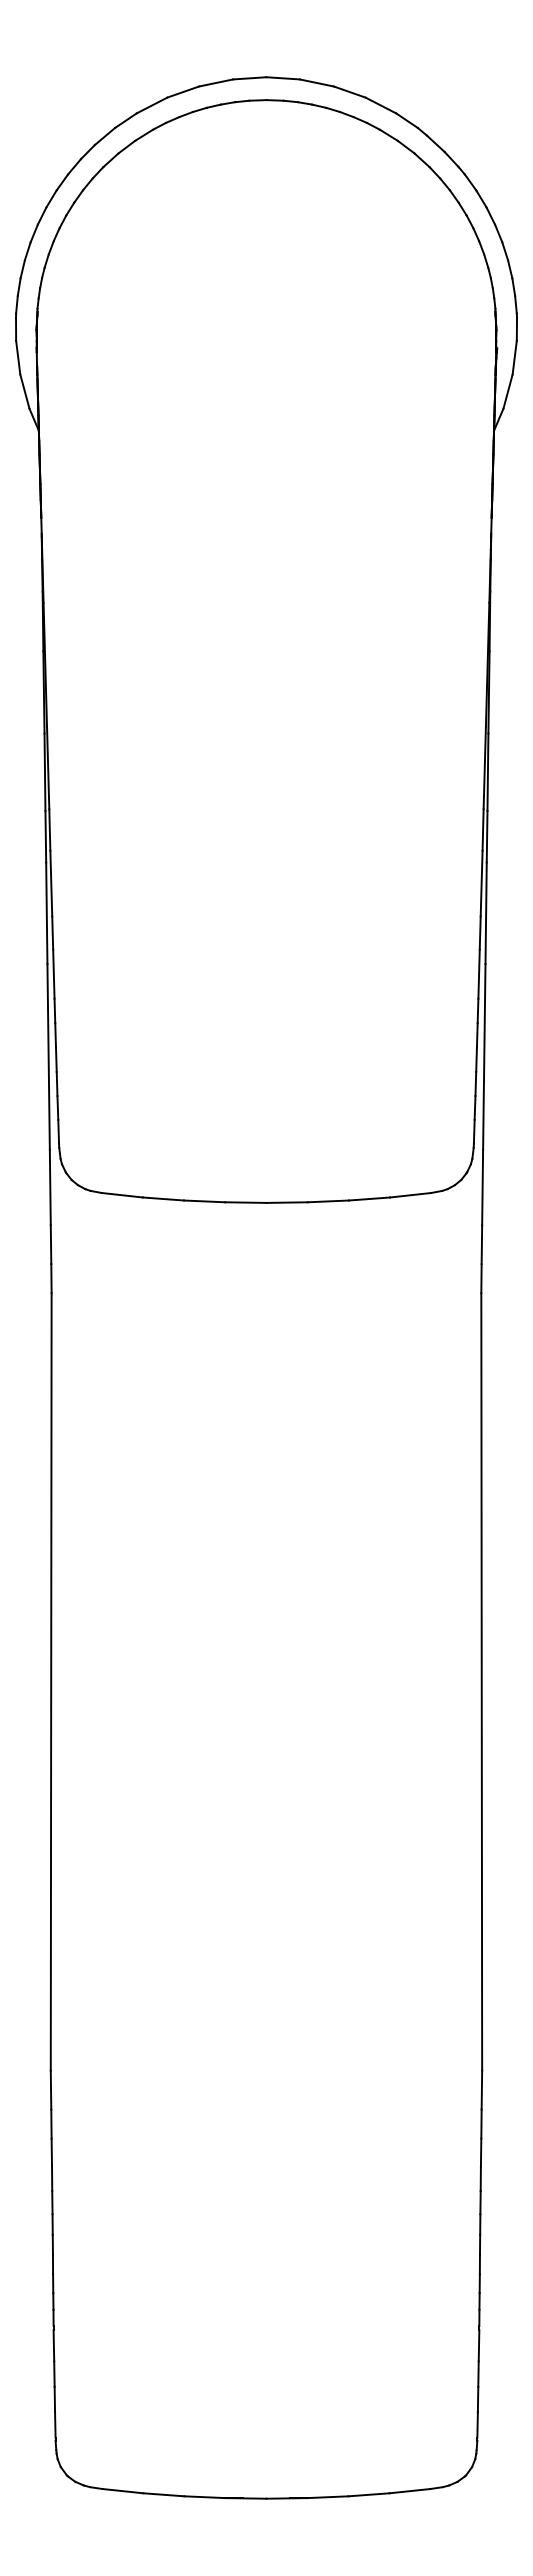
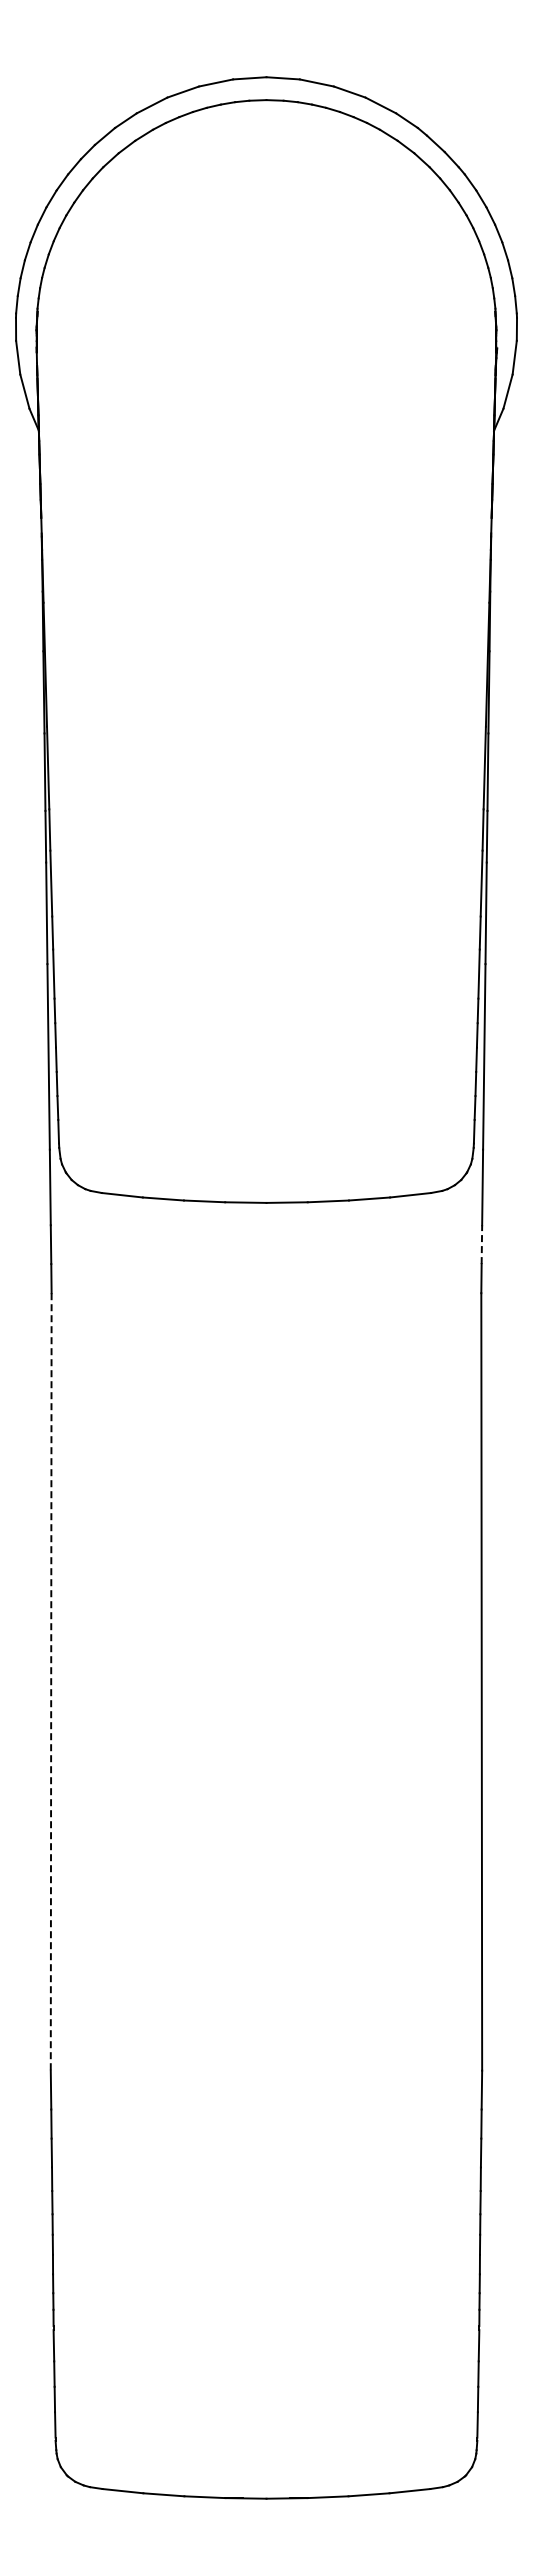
line: solid -> dashed (481, 1244)
line: solid -> dashed (51, 1681)
